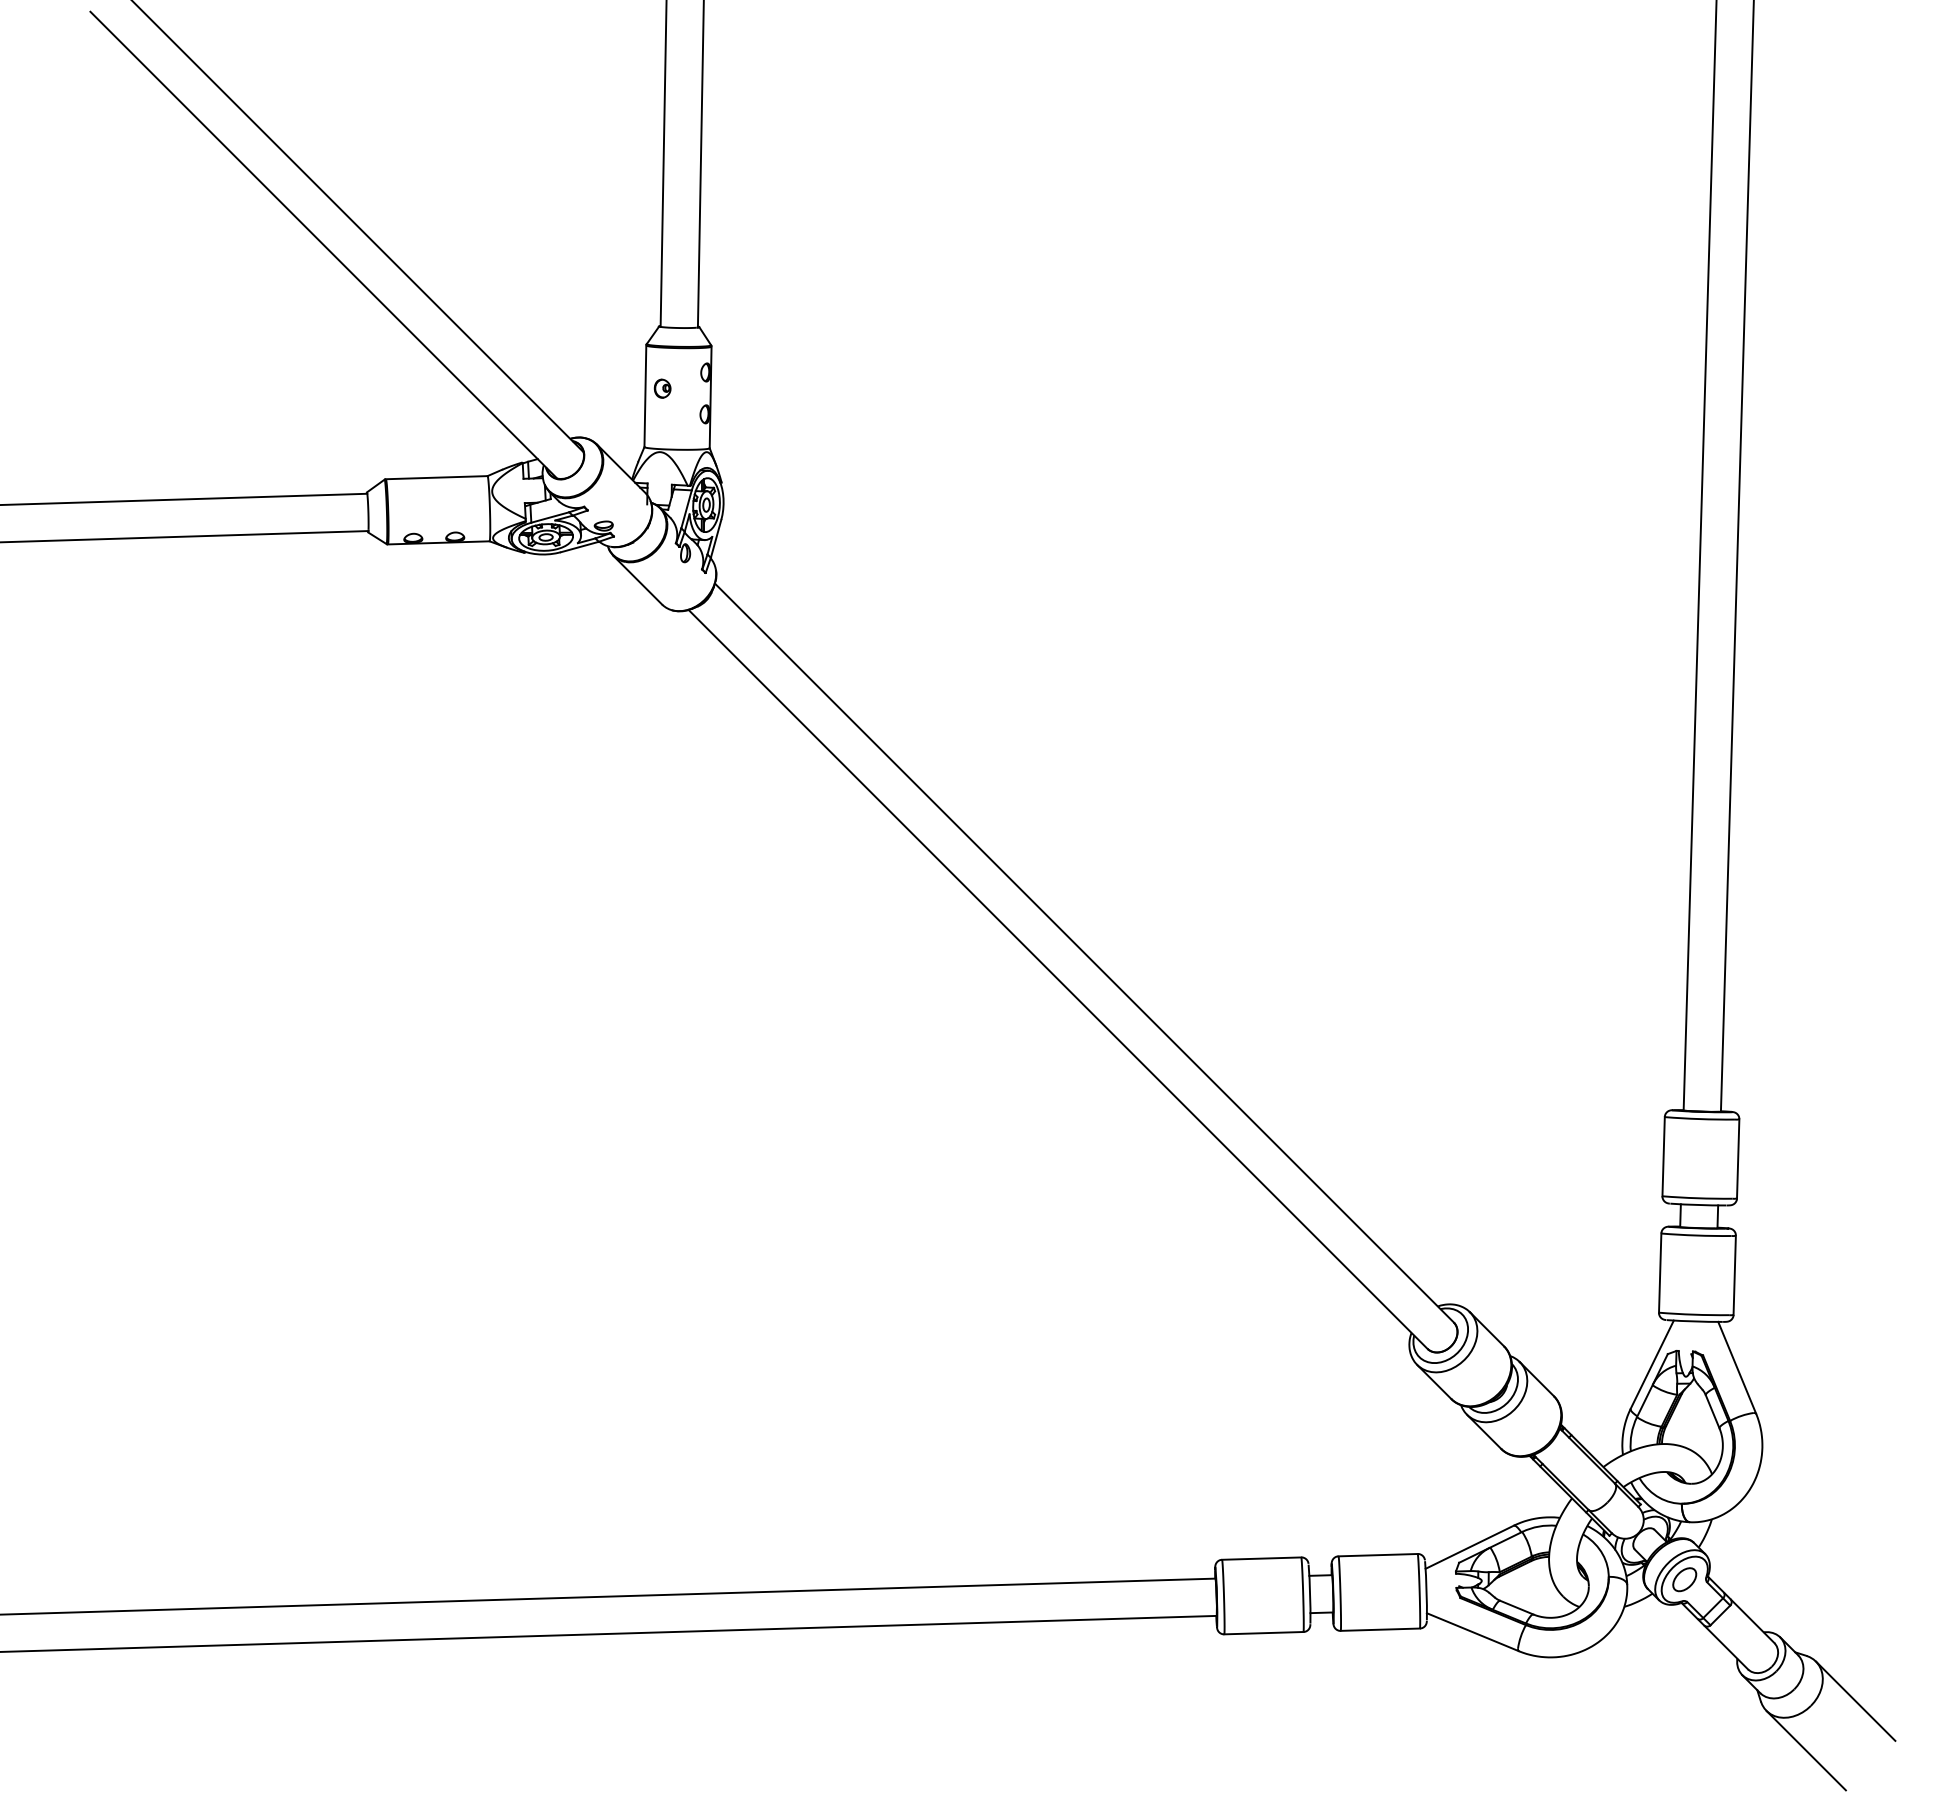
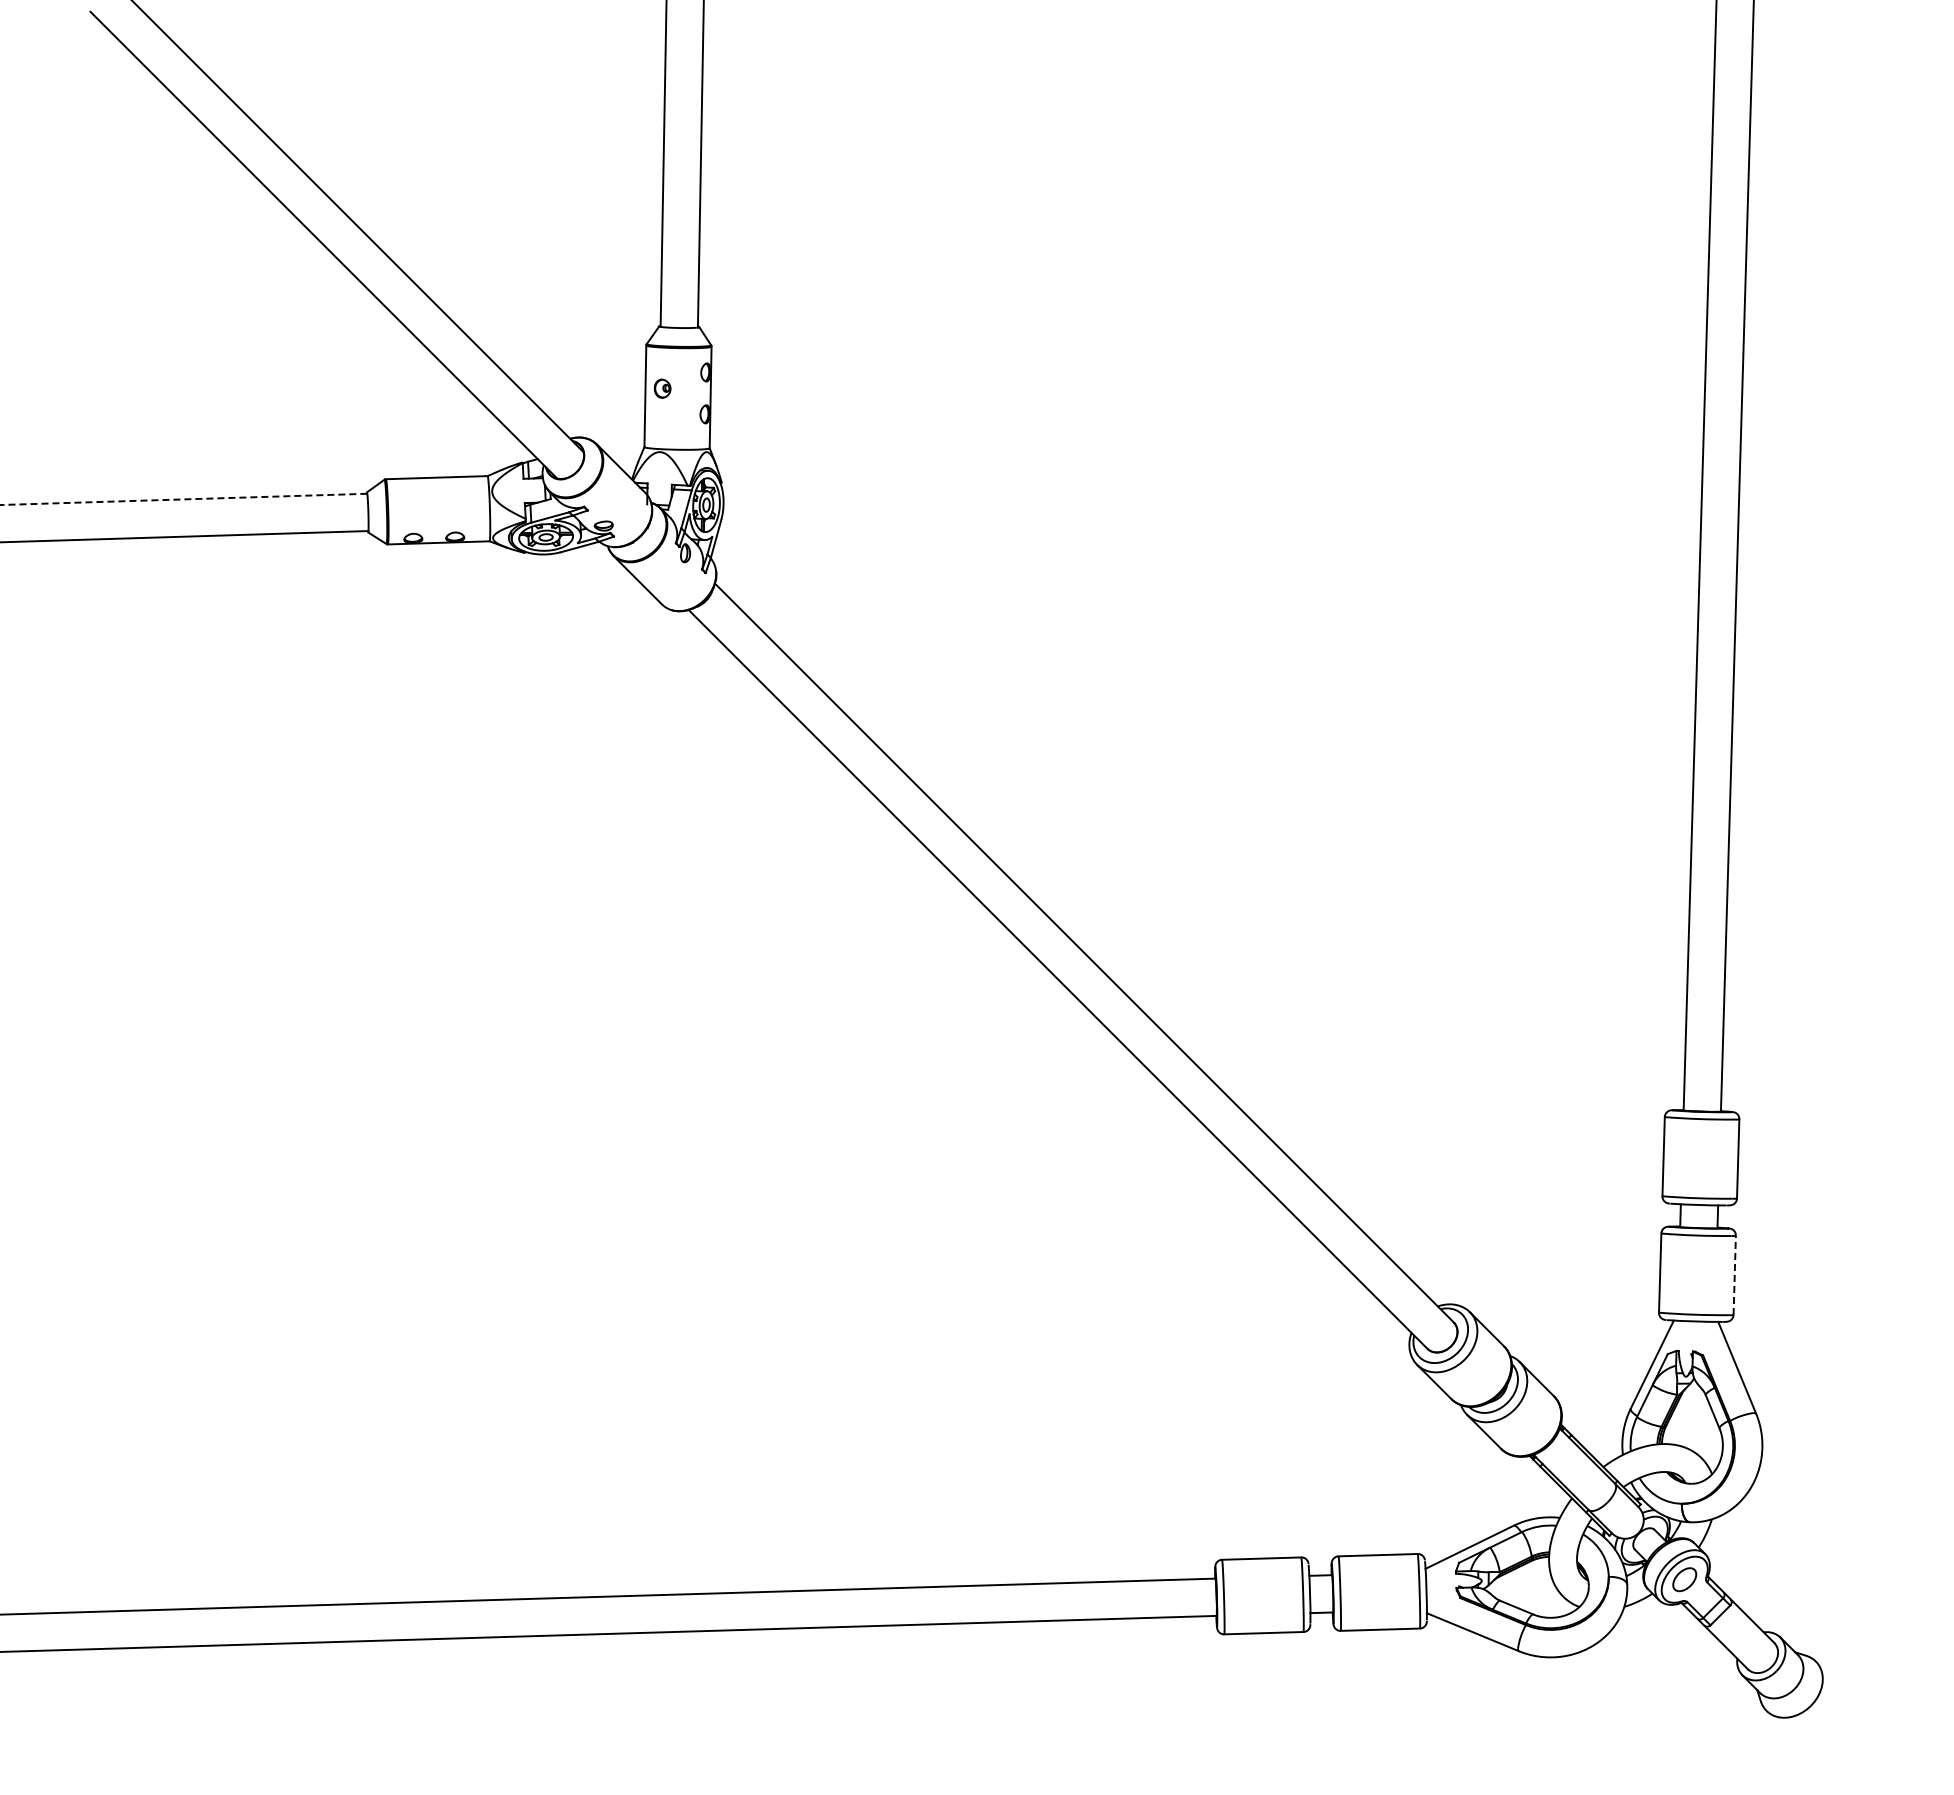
line: solid -> dashed (183, 499)
line: solid -> dashed (1734, 1275)
line: present -> none (1855, 1700)
line: present -> none (1805, 1750)
